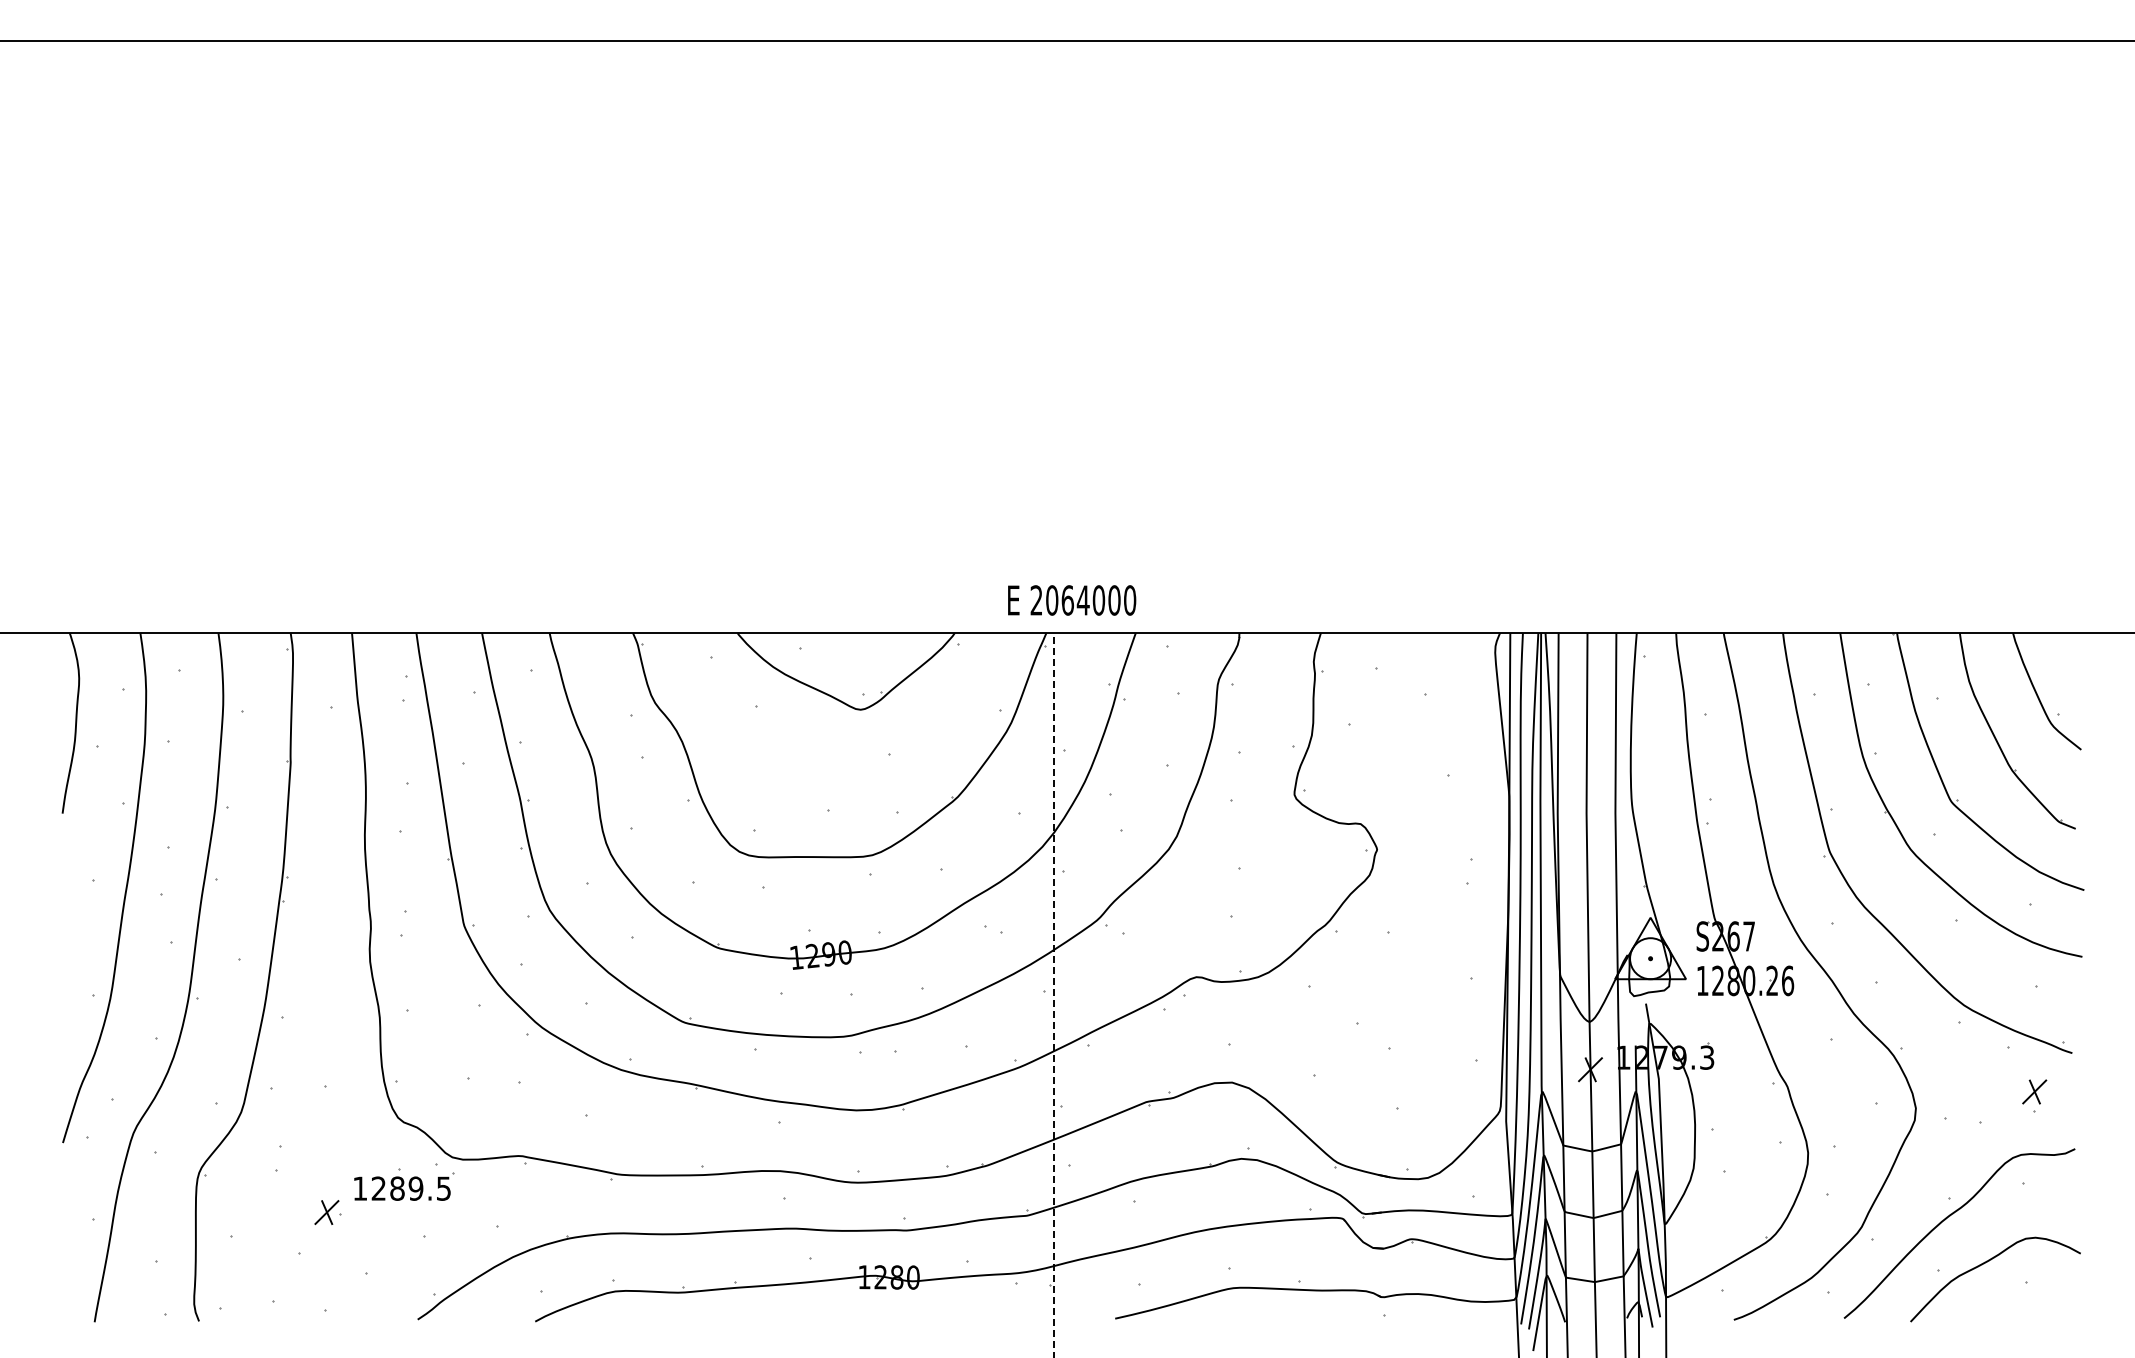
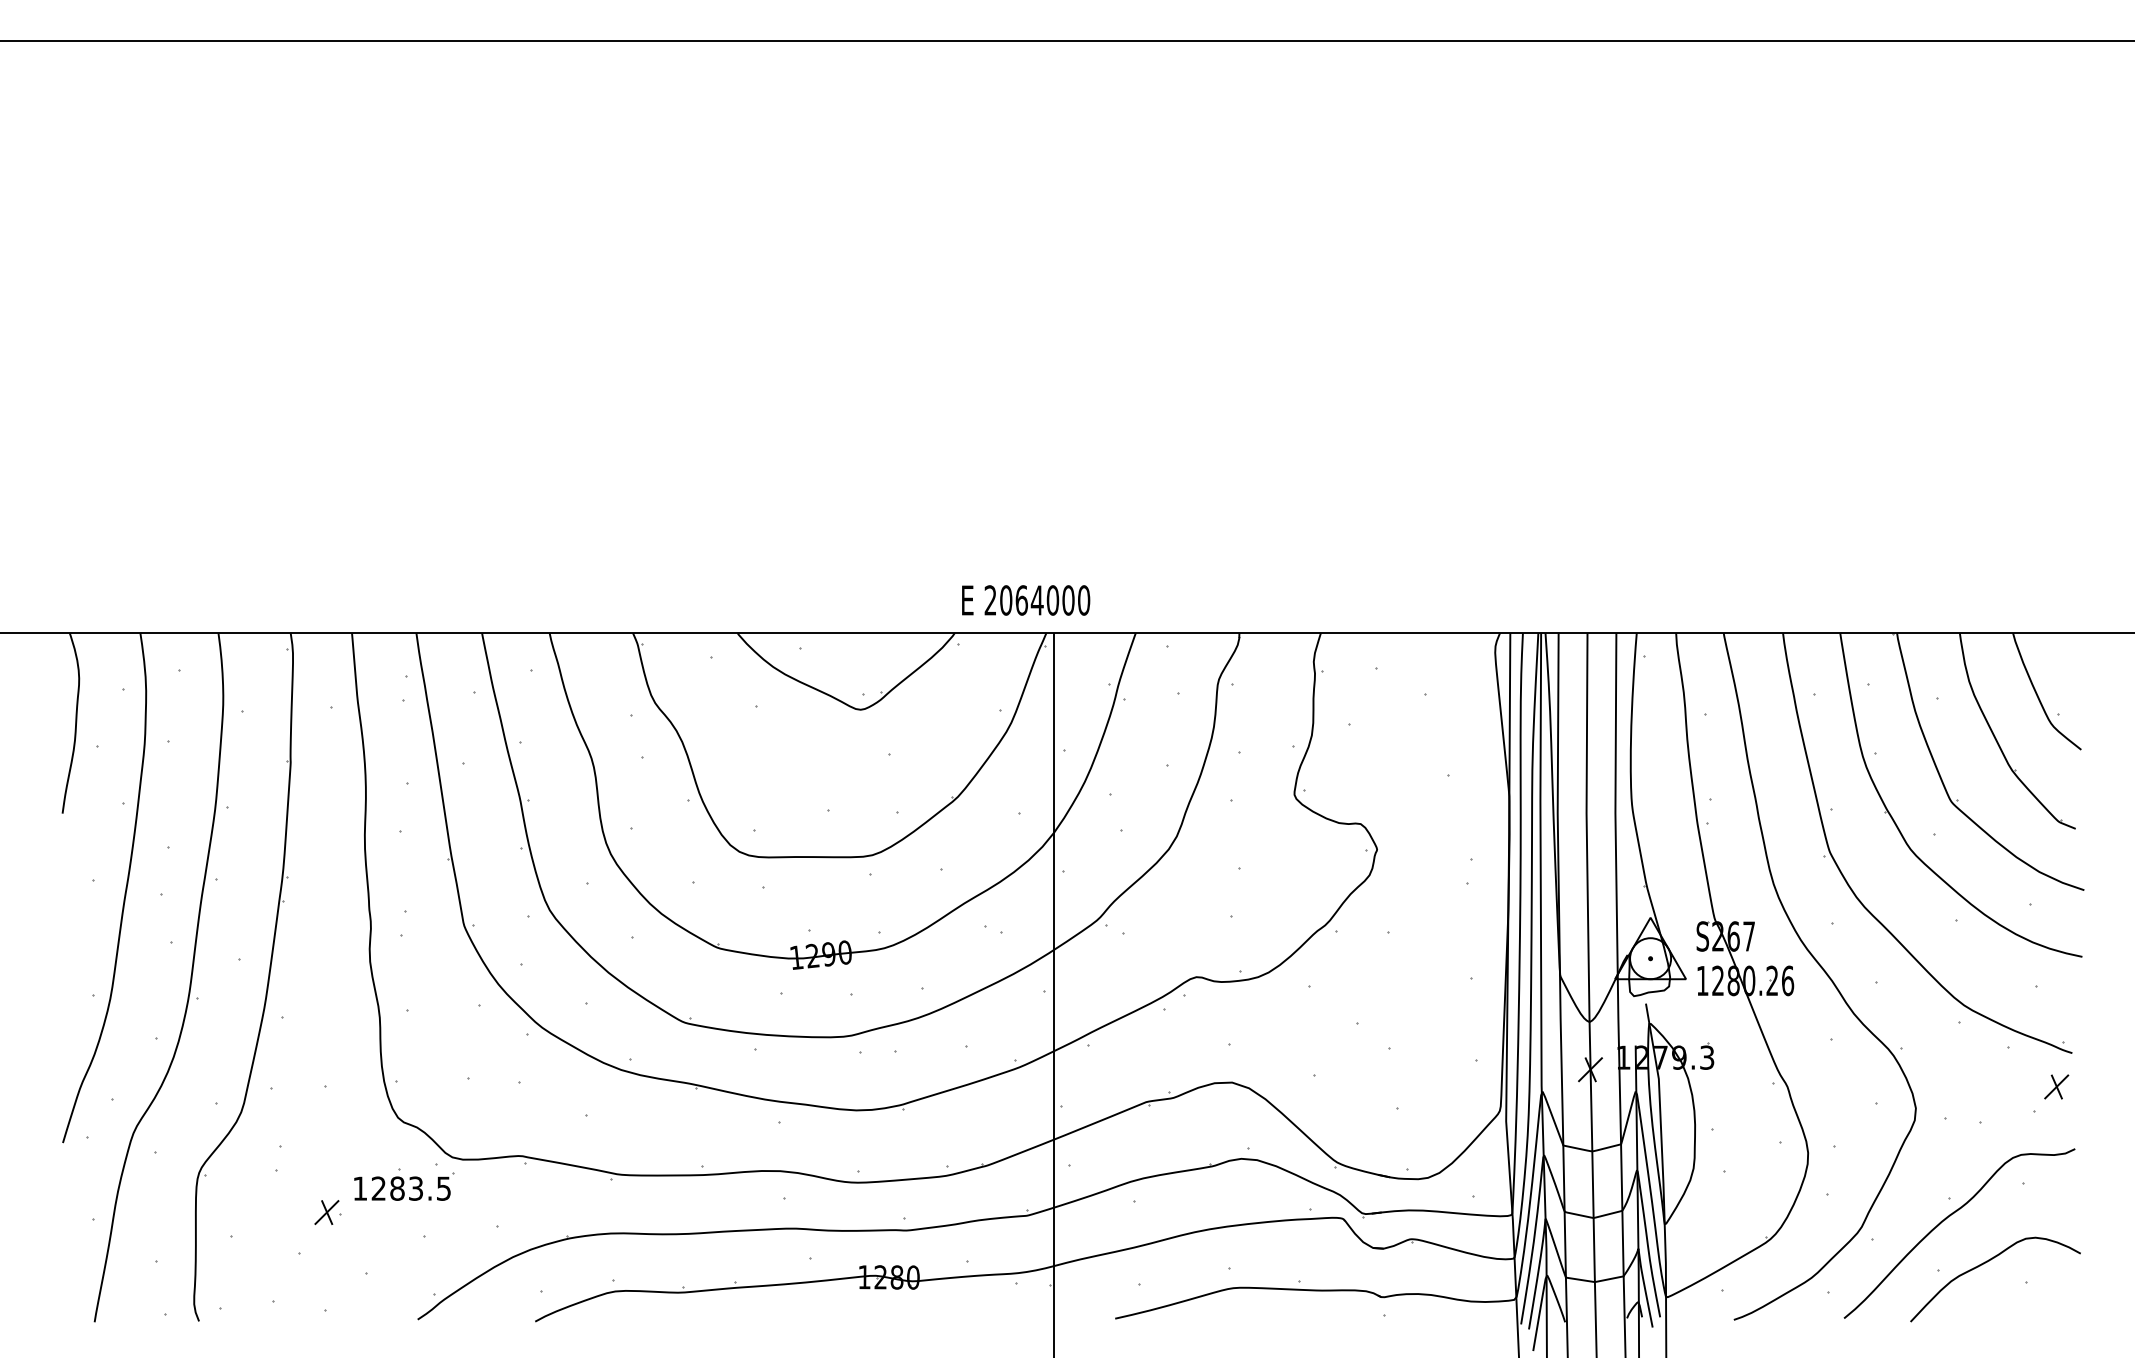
text position: (1072, 600) -> (1026, 600) (1026, 600)
line: dashed -> solid (1054, 994)
part position: (2034, 1091) -> (2056, 1086) (2056, 1086)
text: 1289.5 -> 1283.5 (415, 1188)
